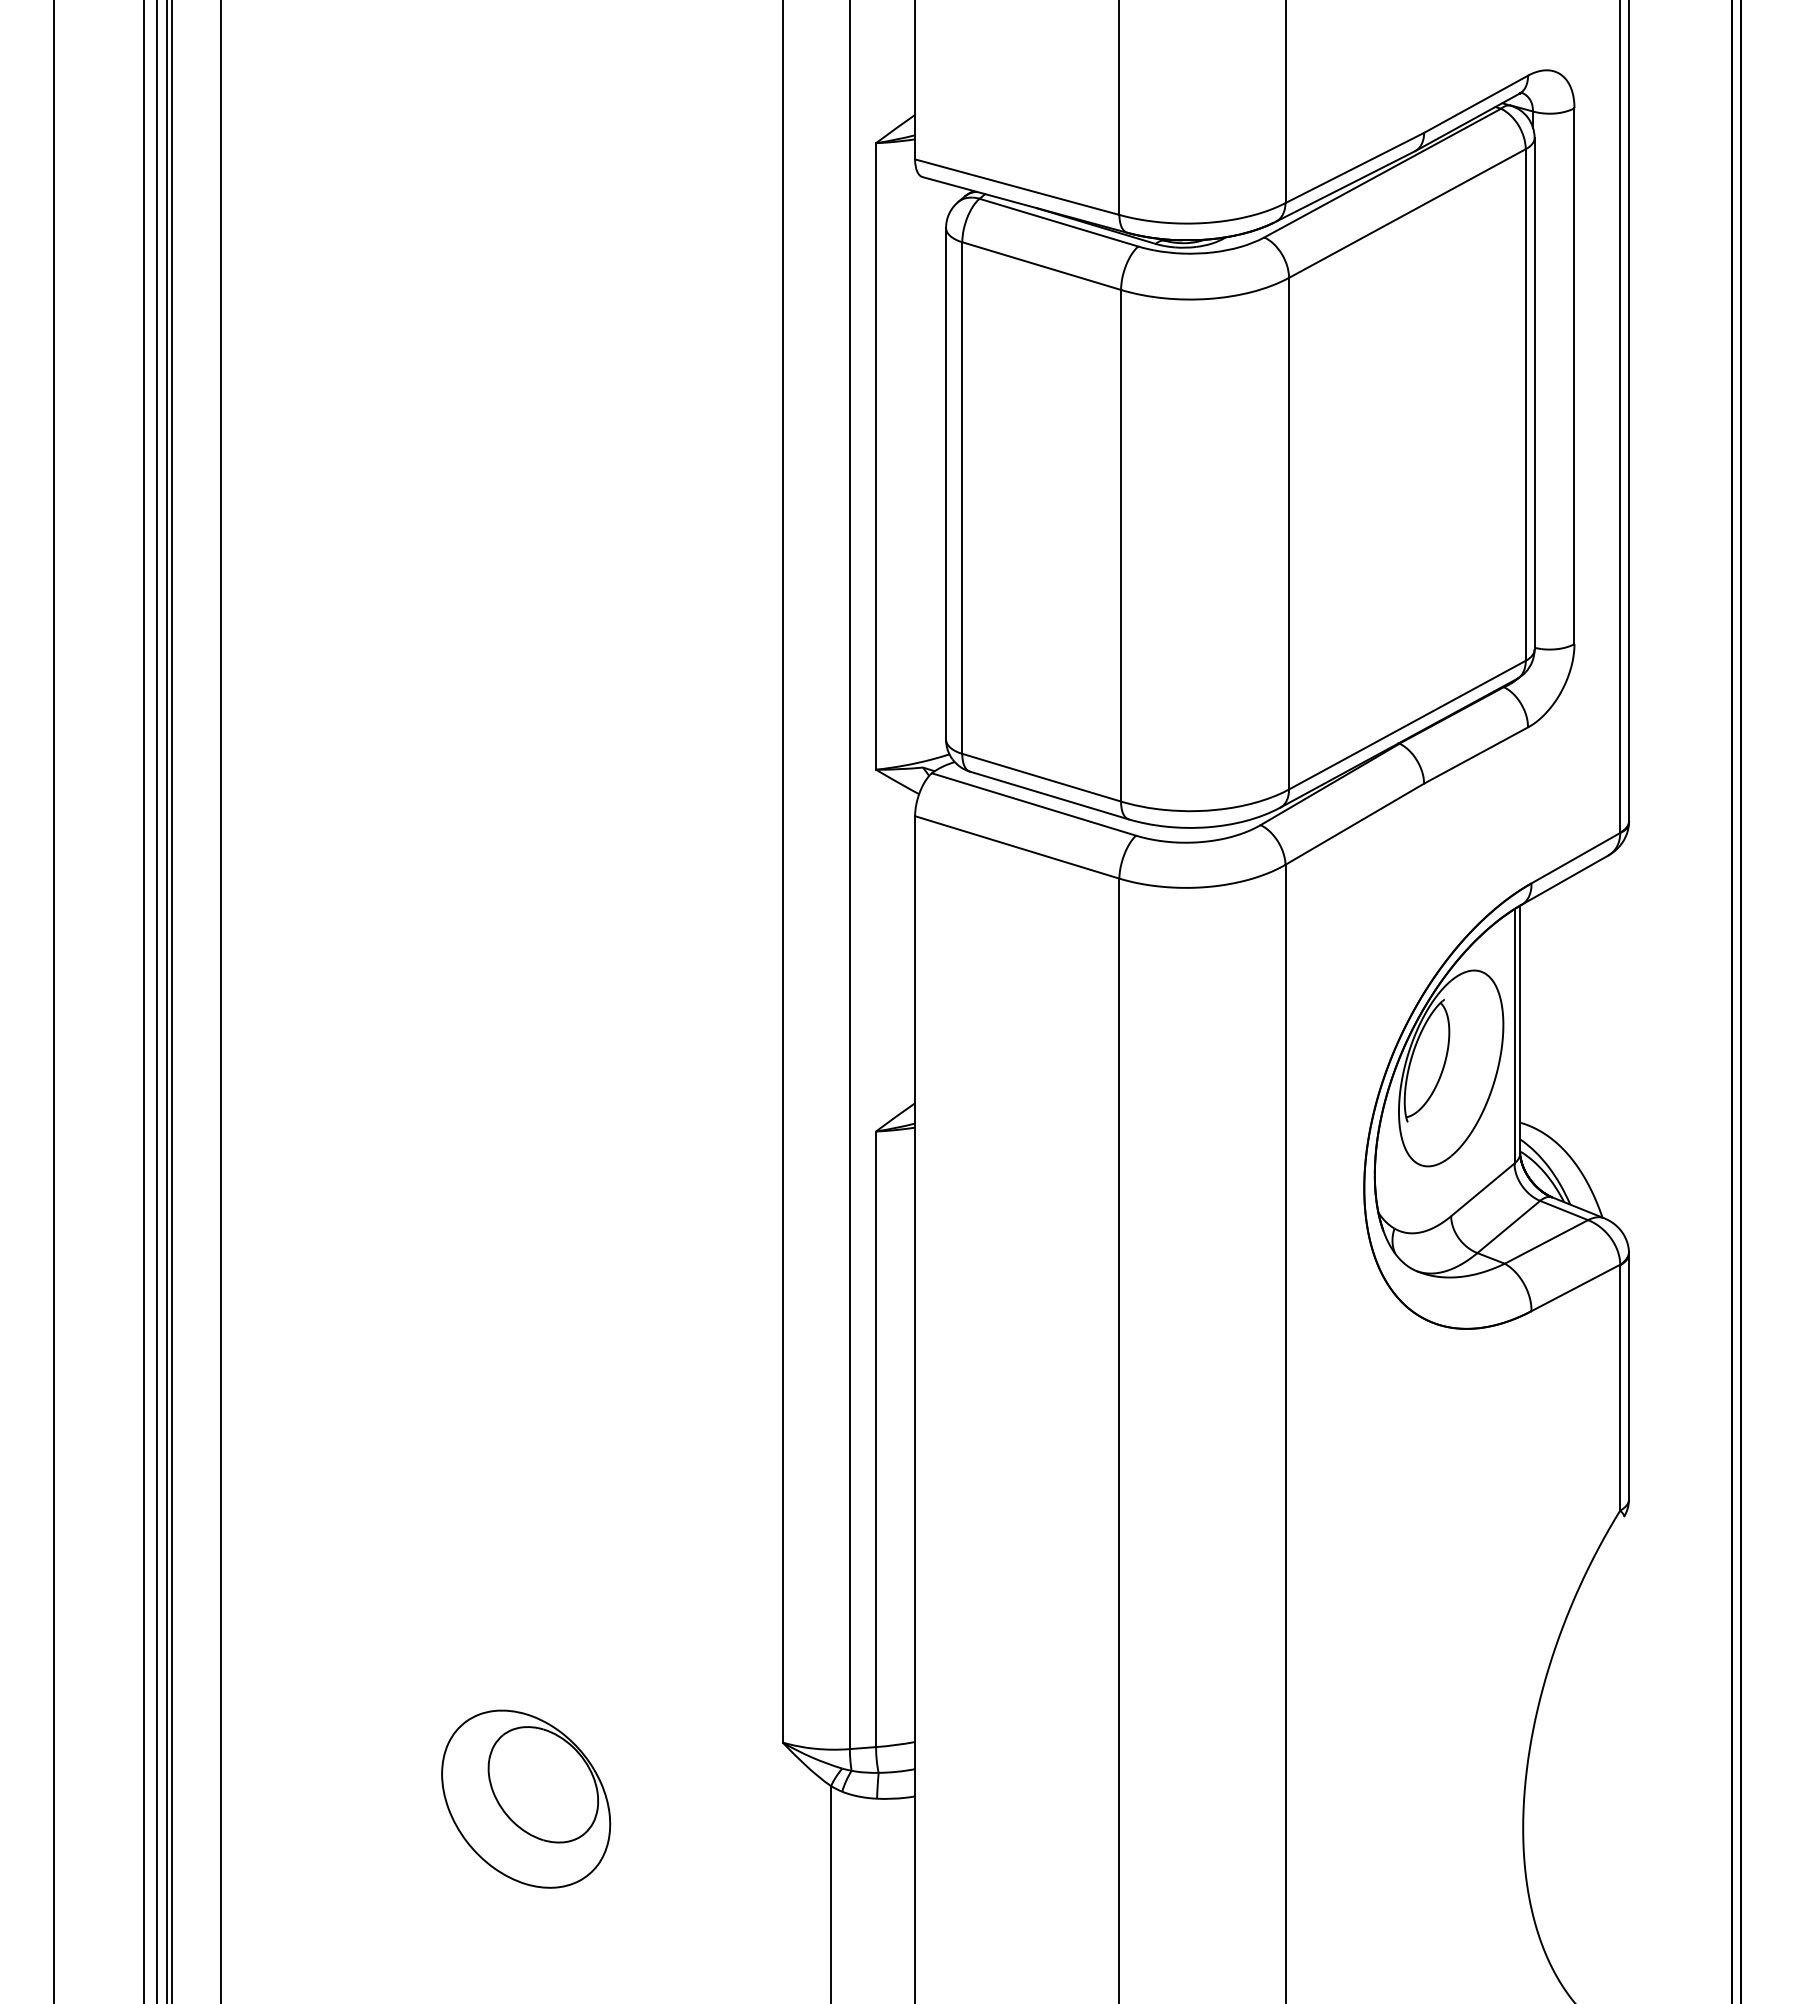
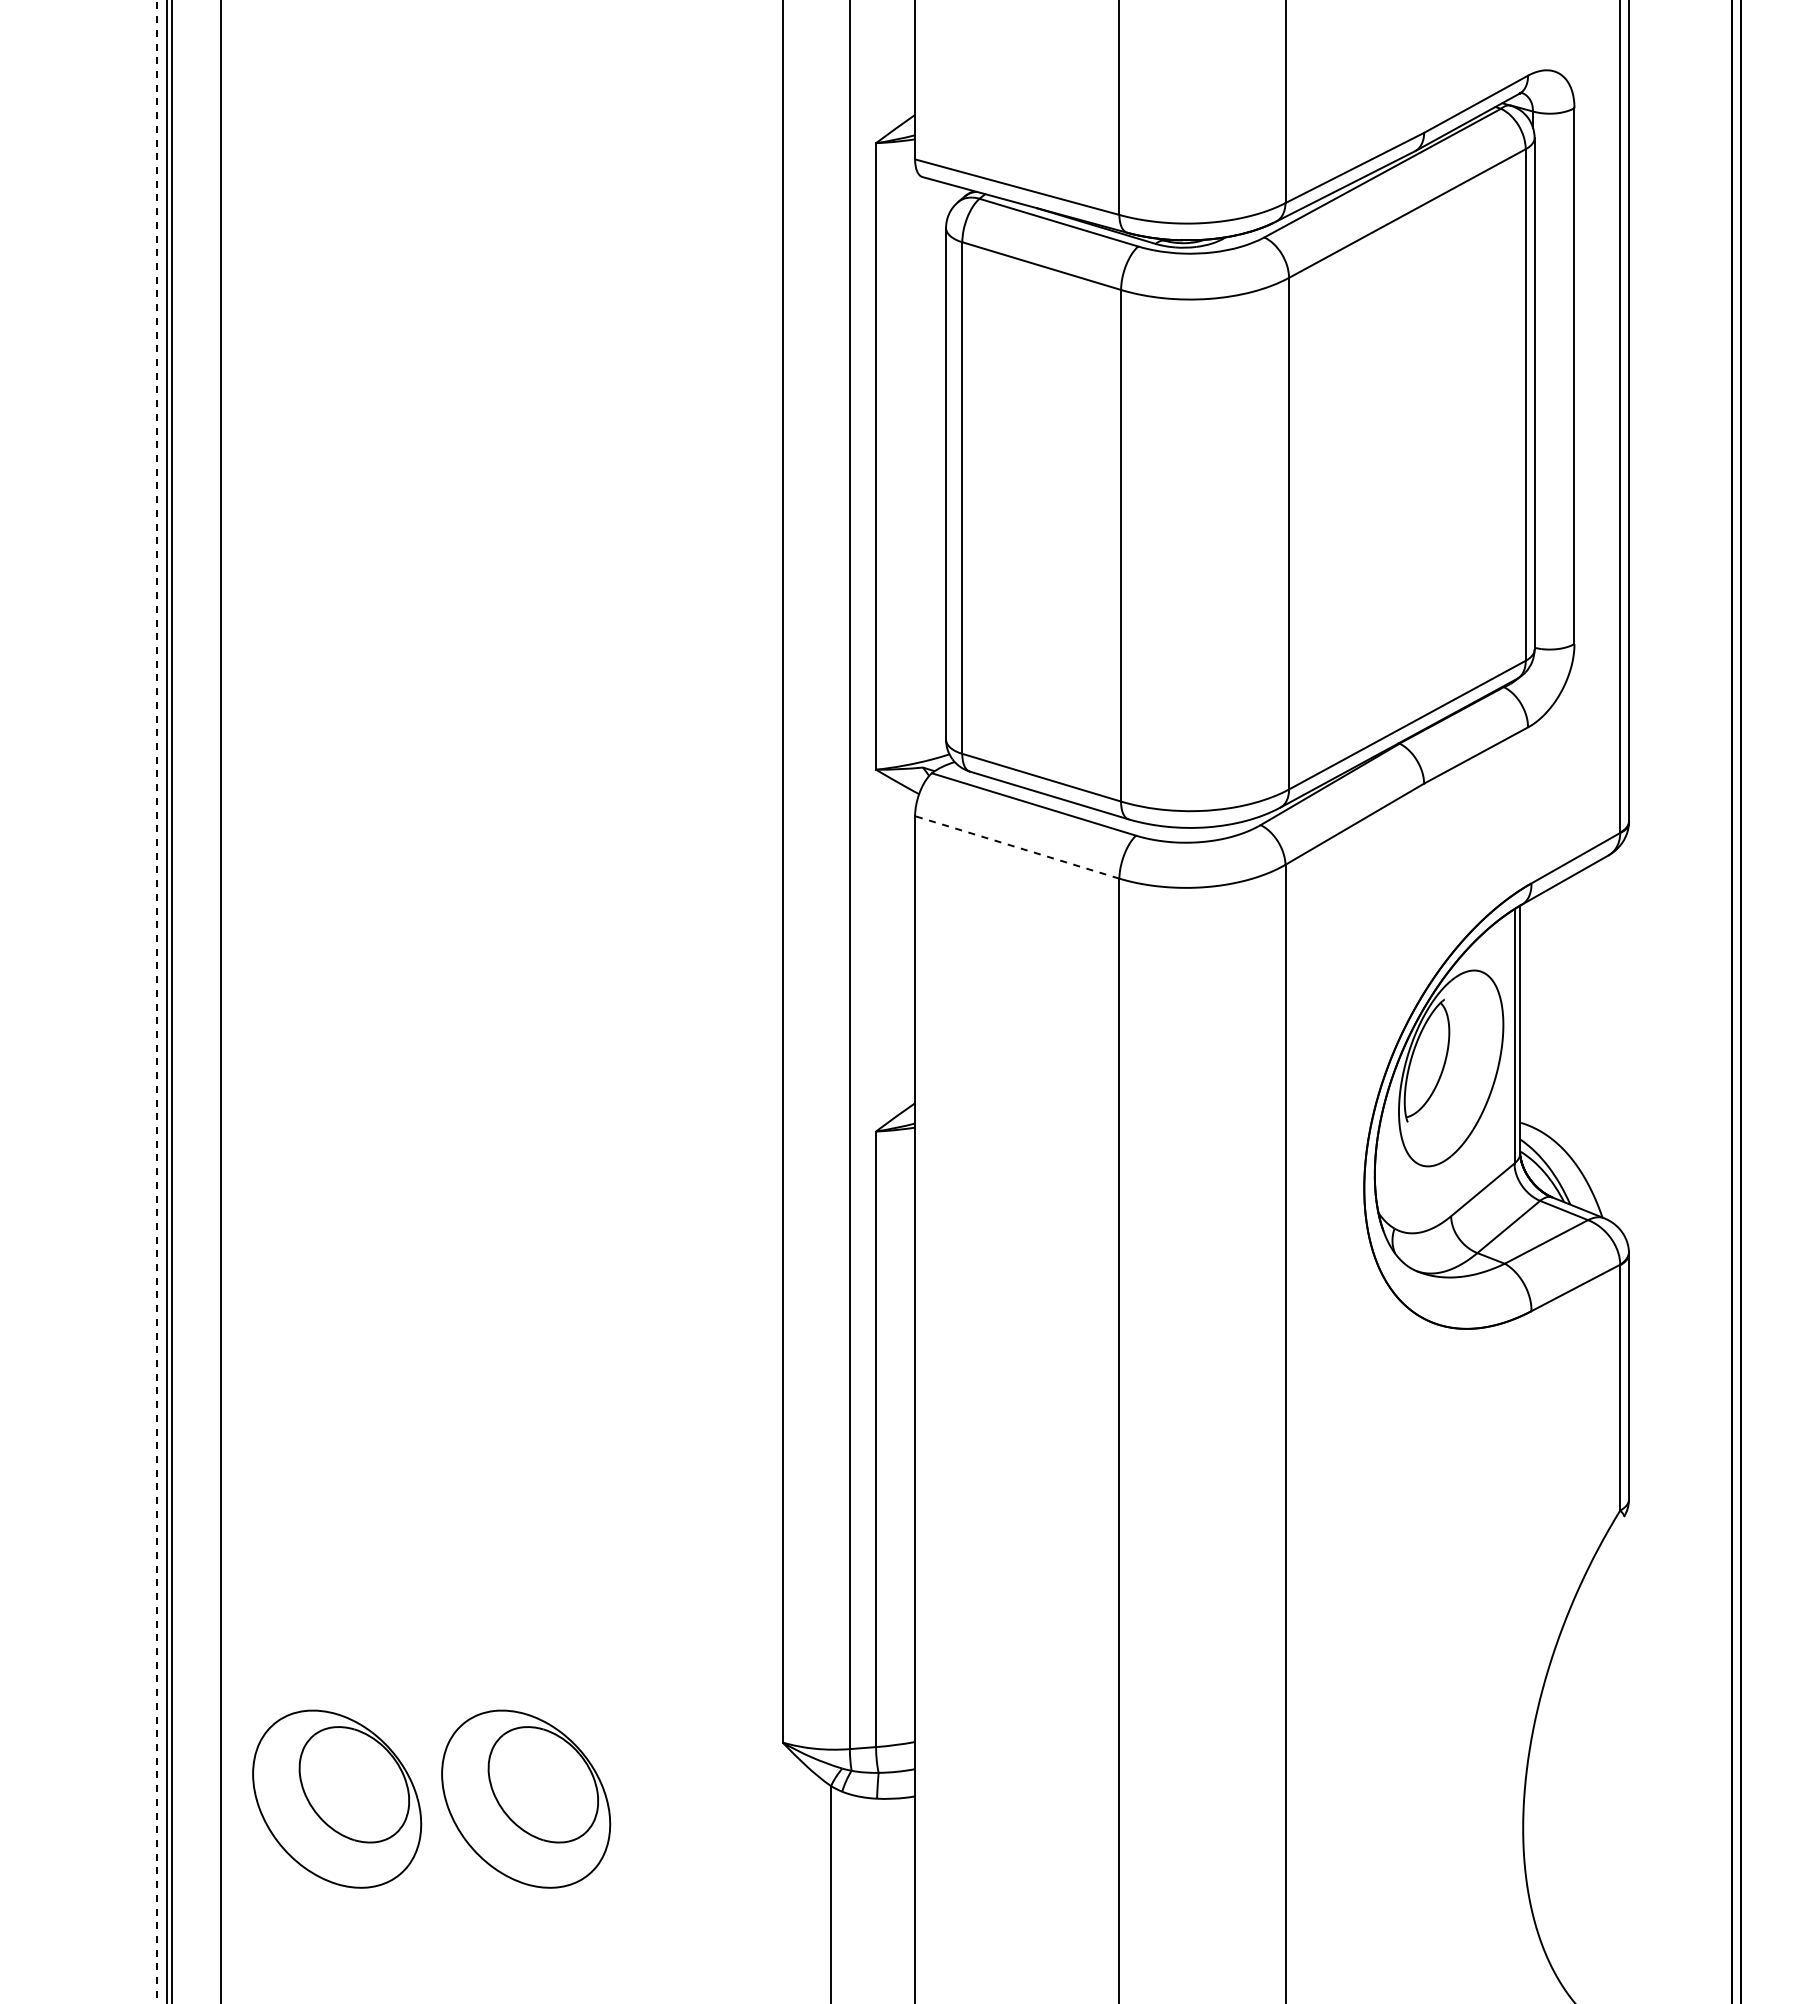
line: solid -> dashed (1017, 847)
line: present -> none (53, 1001)
line: present -> none (144, 1001)
line: solid -> dashed (157, 1002)
part: none -> present (337, 1798)
